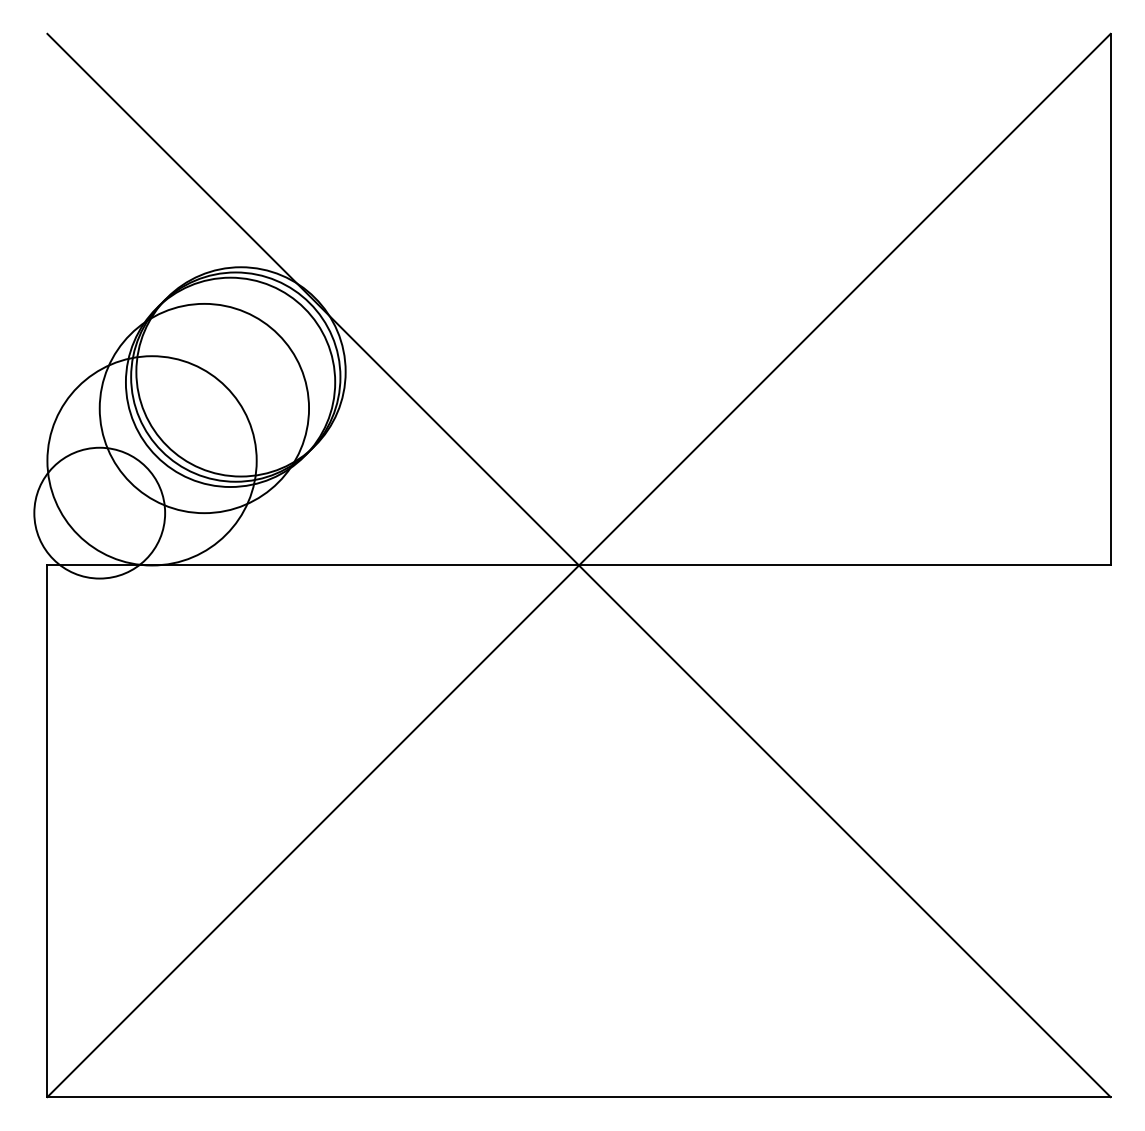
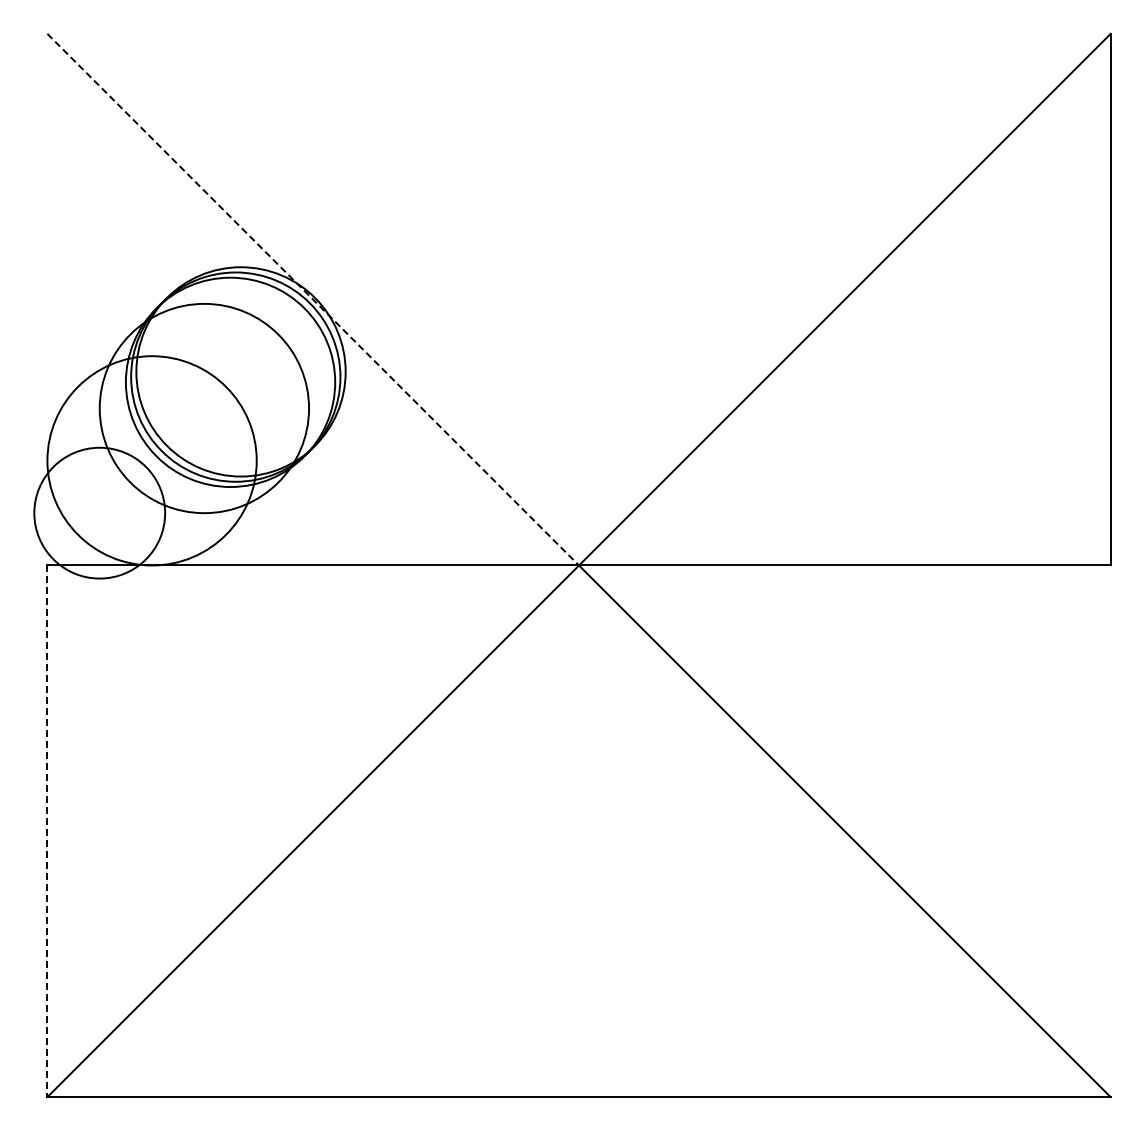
line: solid -> dashed (313, 299)
line: solid -> dashed (47, 831)
